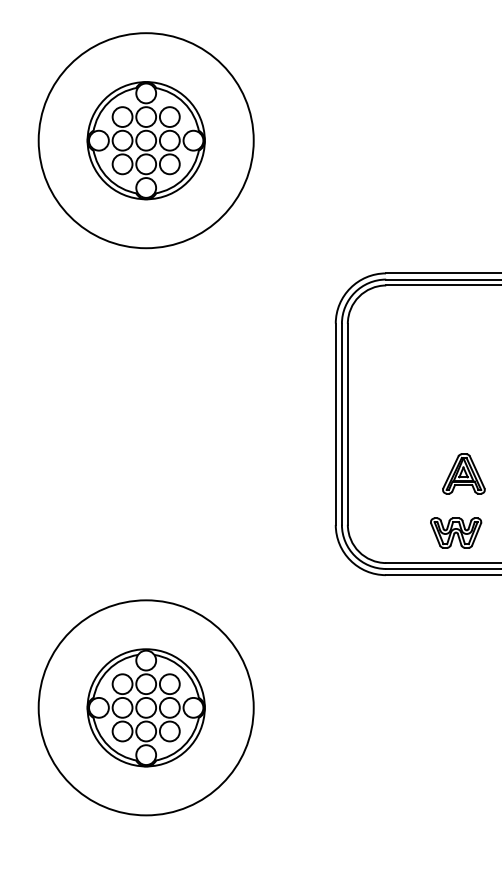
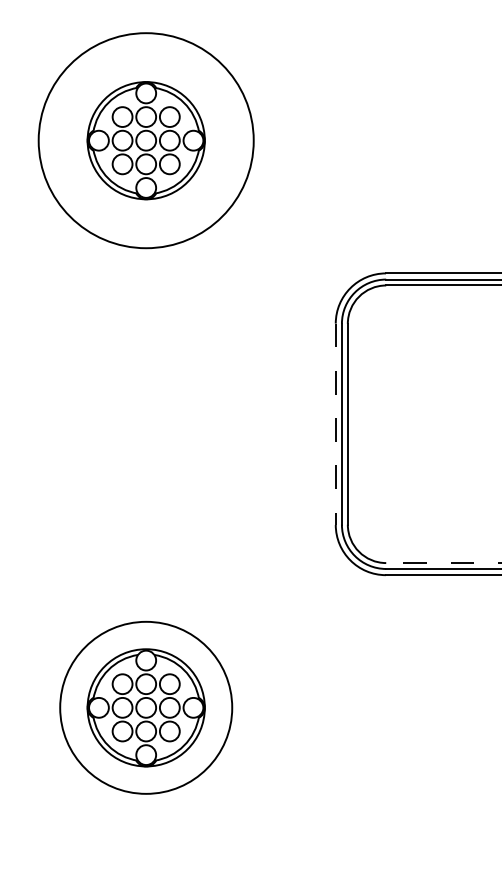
line: solid -> dashed (335, 424)
part: present -> none (463, 473)
part: present -> none (456, 532)
line: solid -> dashed (443, 563)
circle diameter: 215 px -> 172 px (146, 707)
